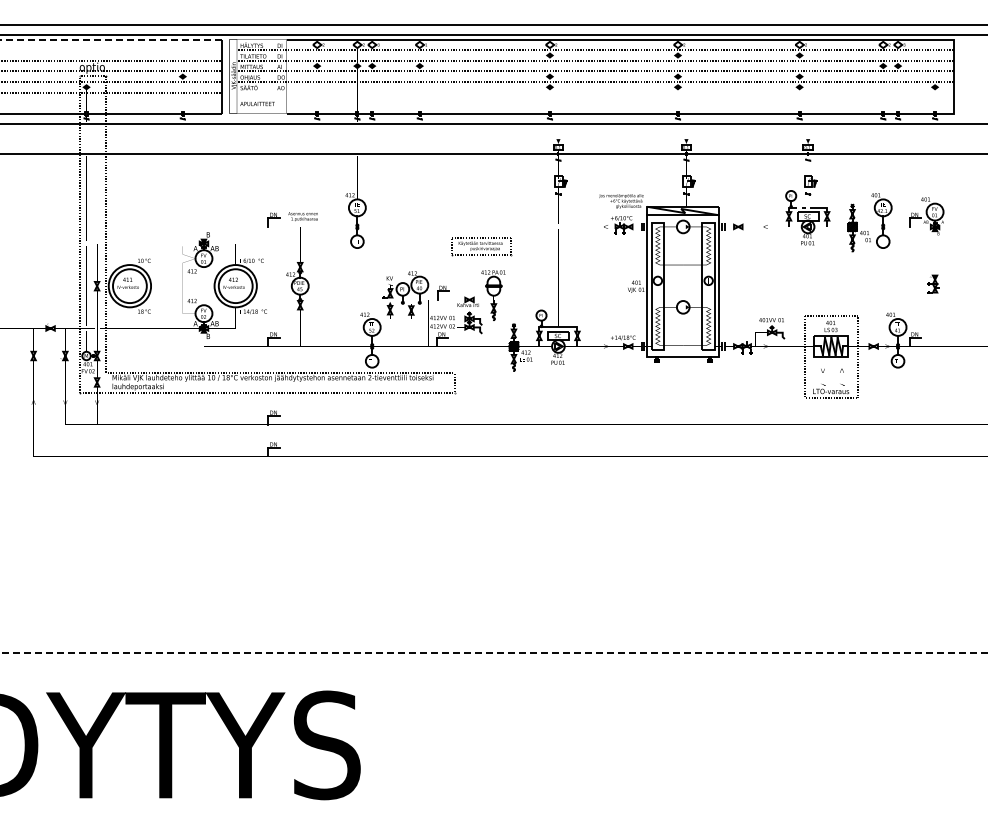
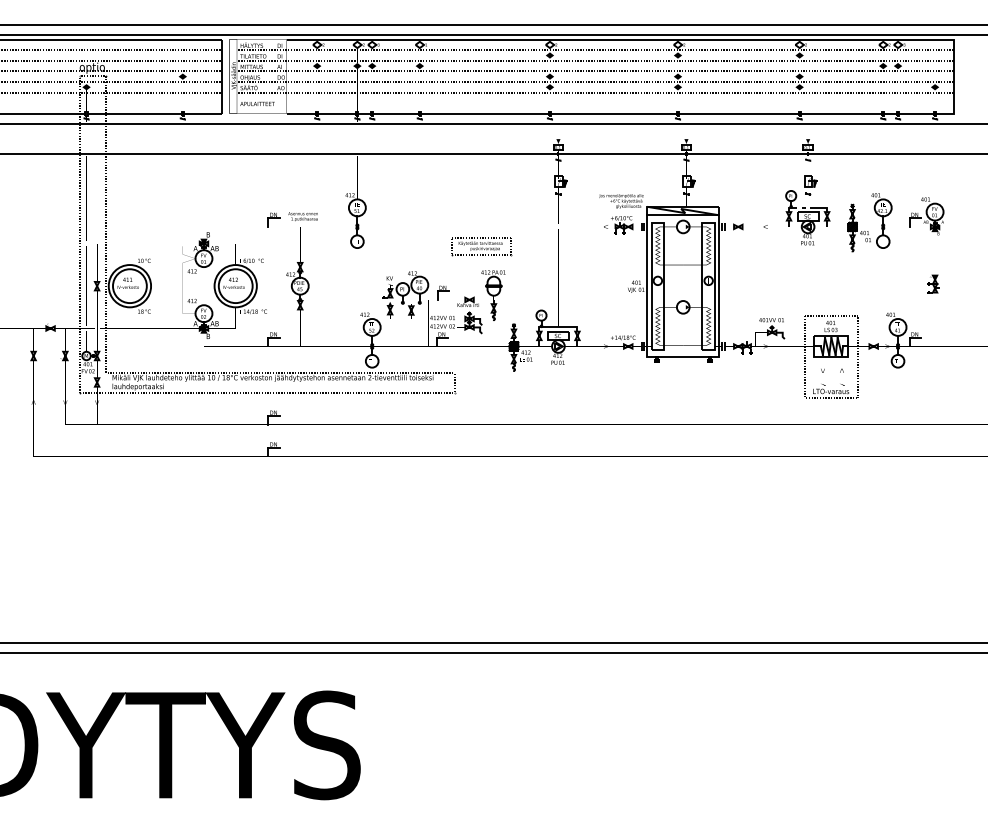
line: dashed -> solid (110, 39)
line: none -> present (111, 50)
line: none -> present (595, 92)
line: none -> present (493, 642)
line: dashed -> solid (494, 653)
